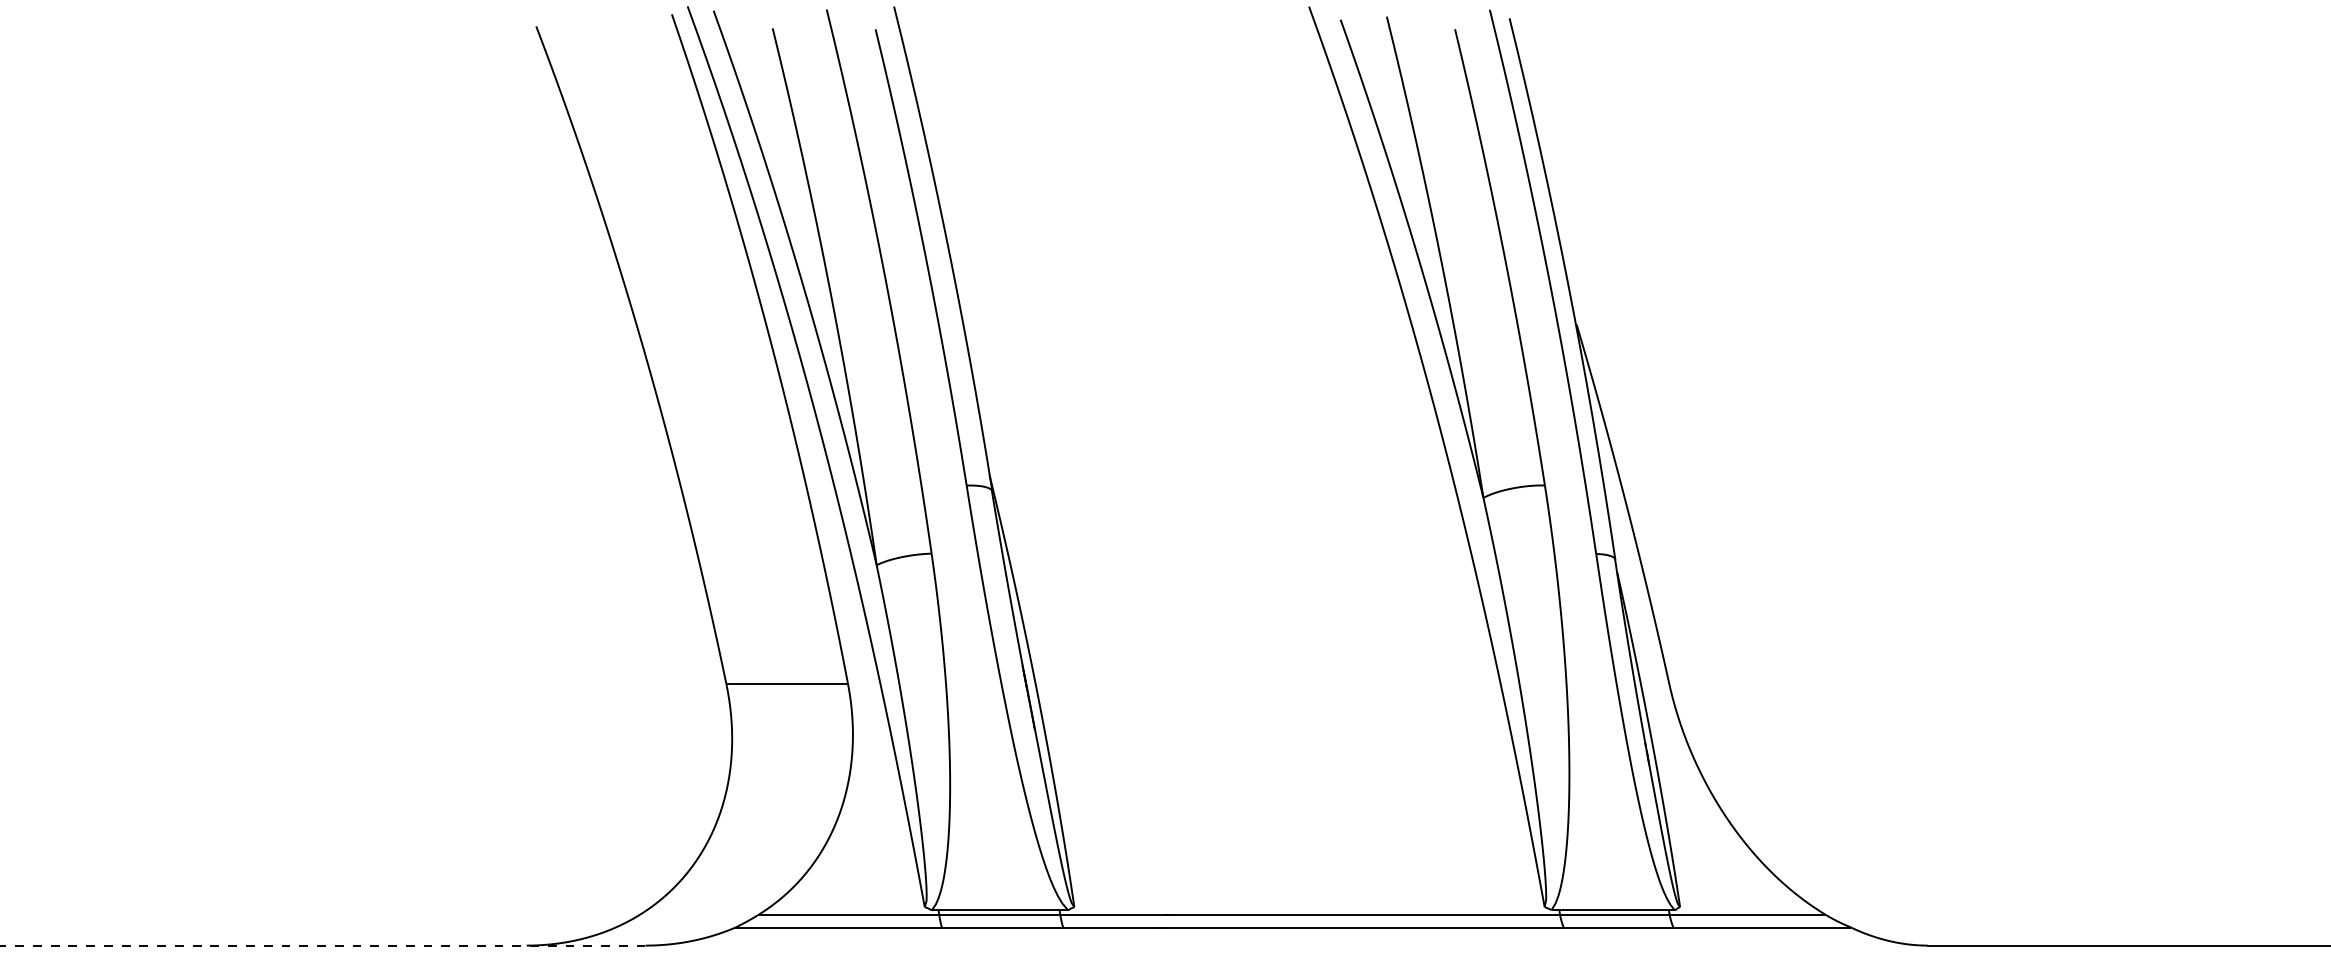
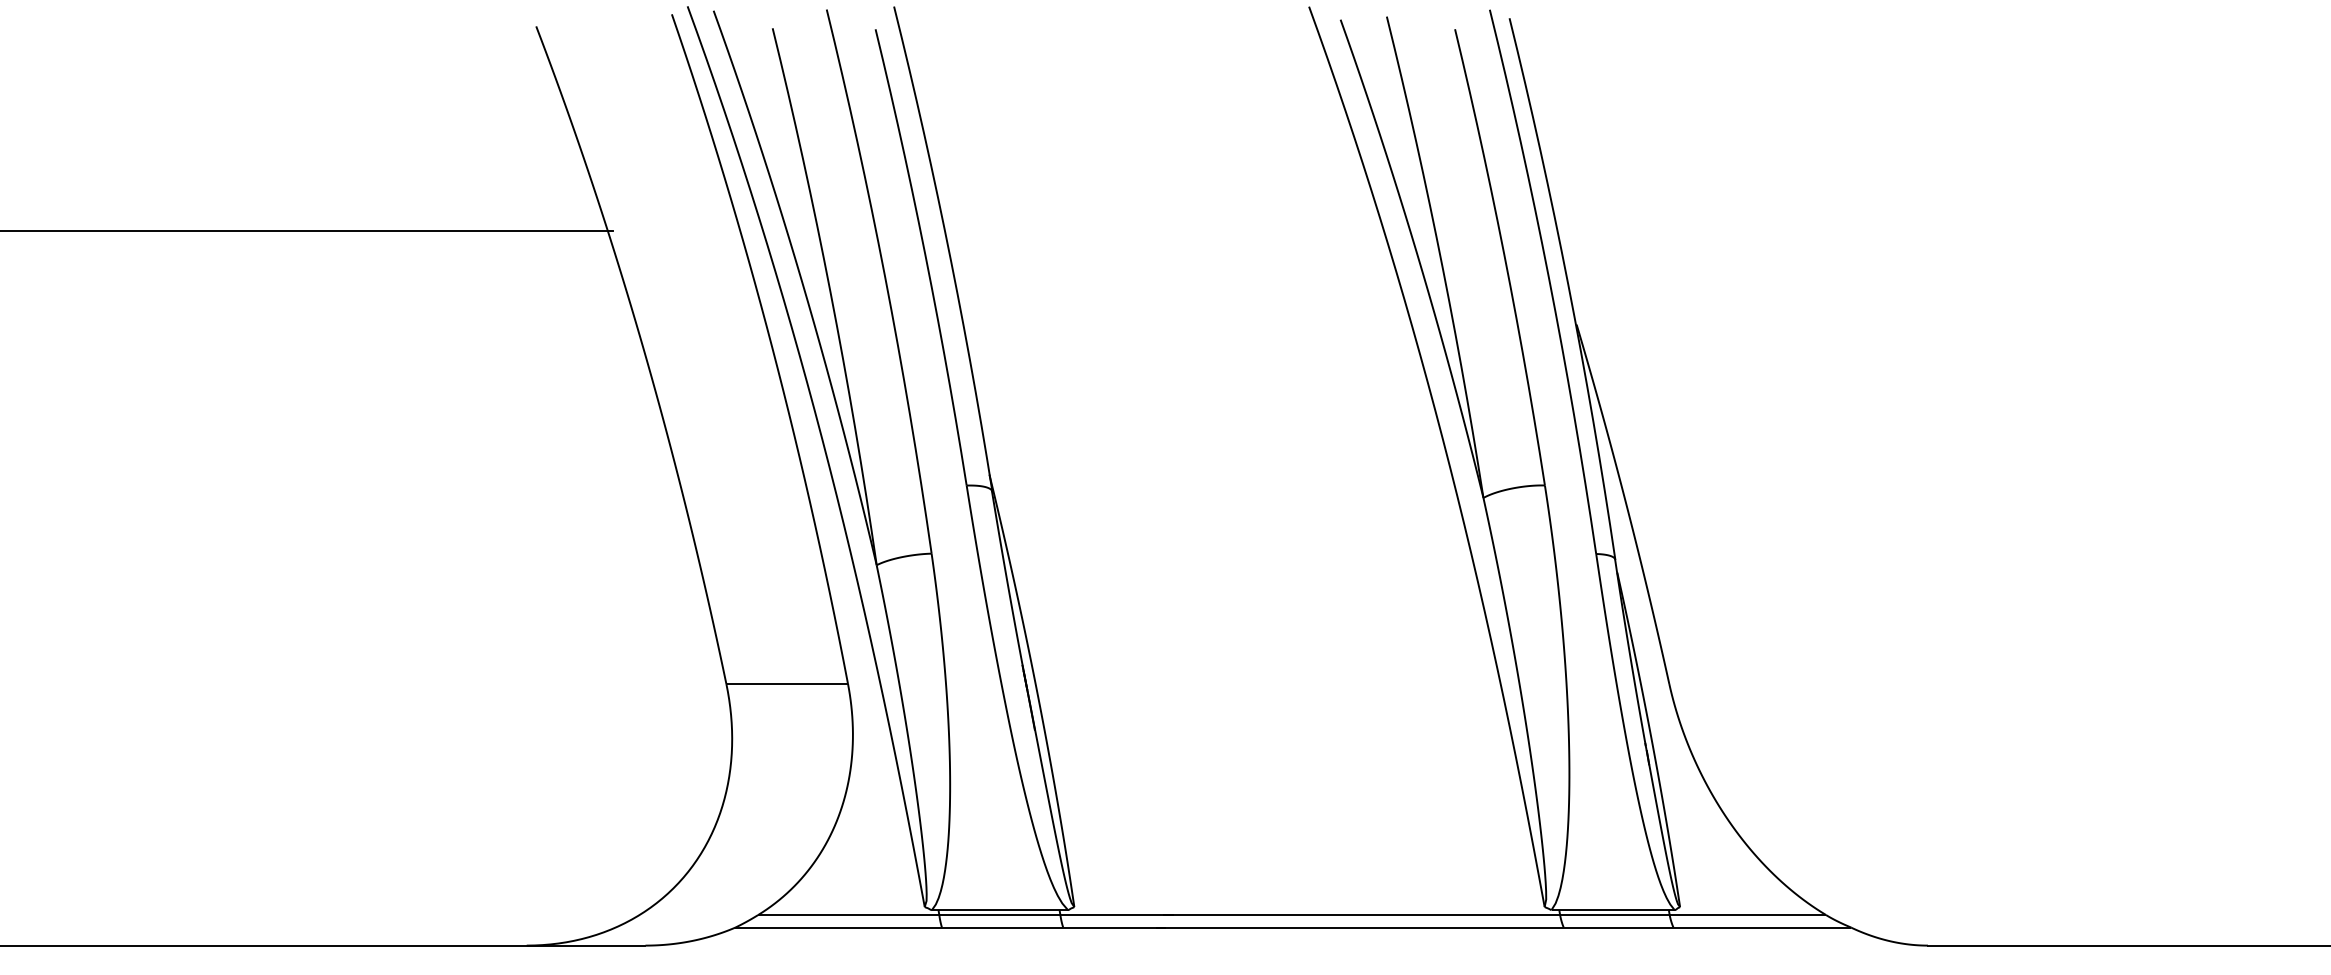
line: none -> present (307, 231)
line: dashed -> solid (322, 945)
